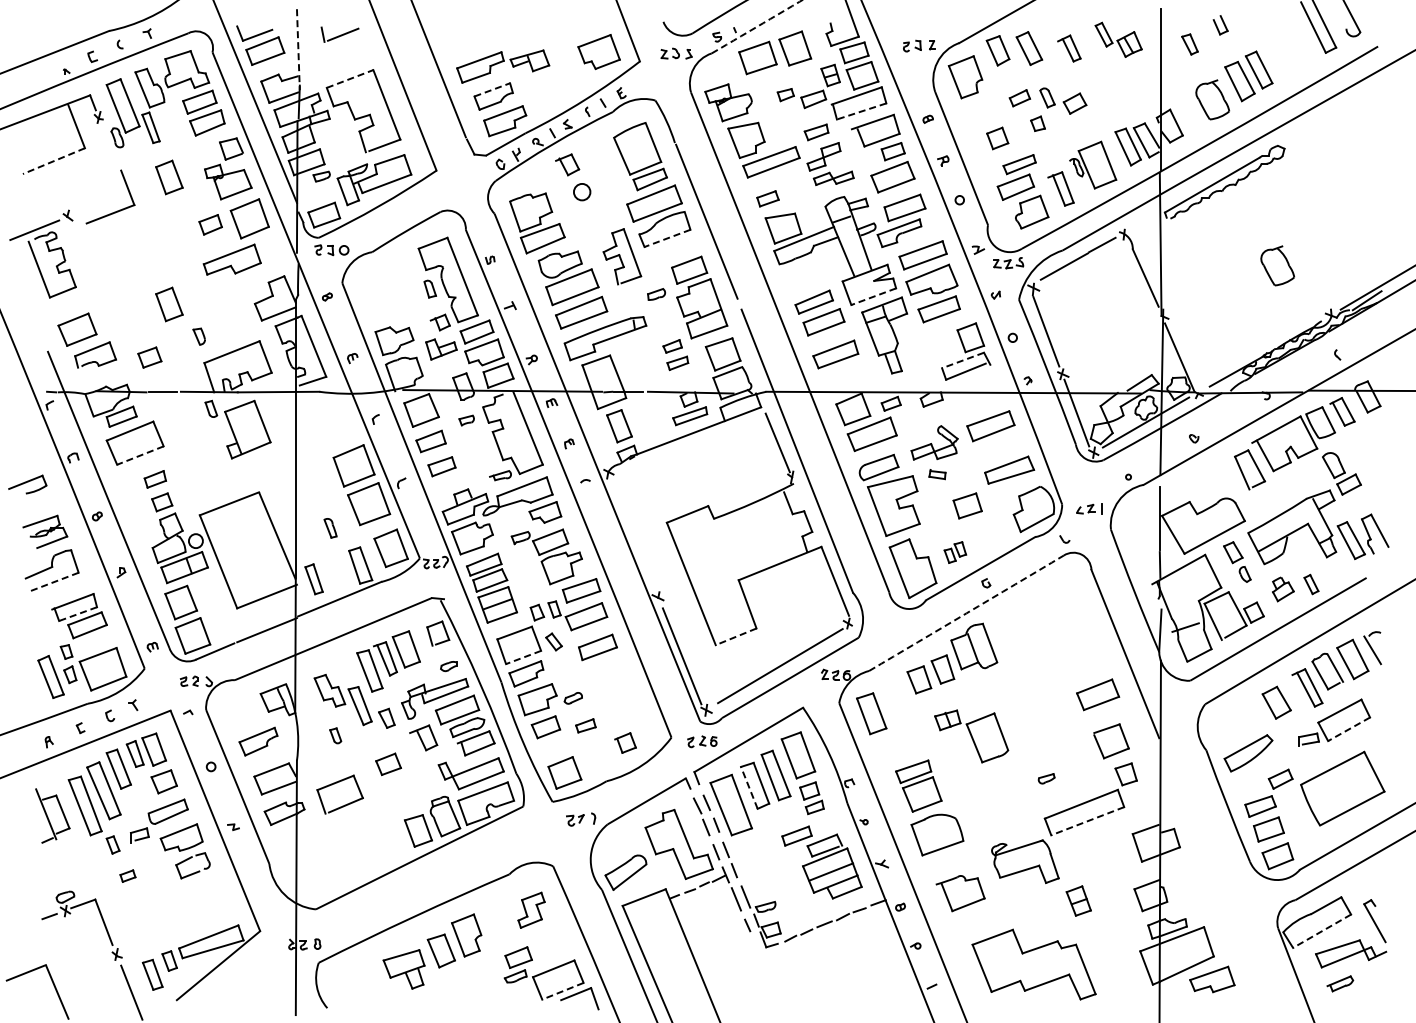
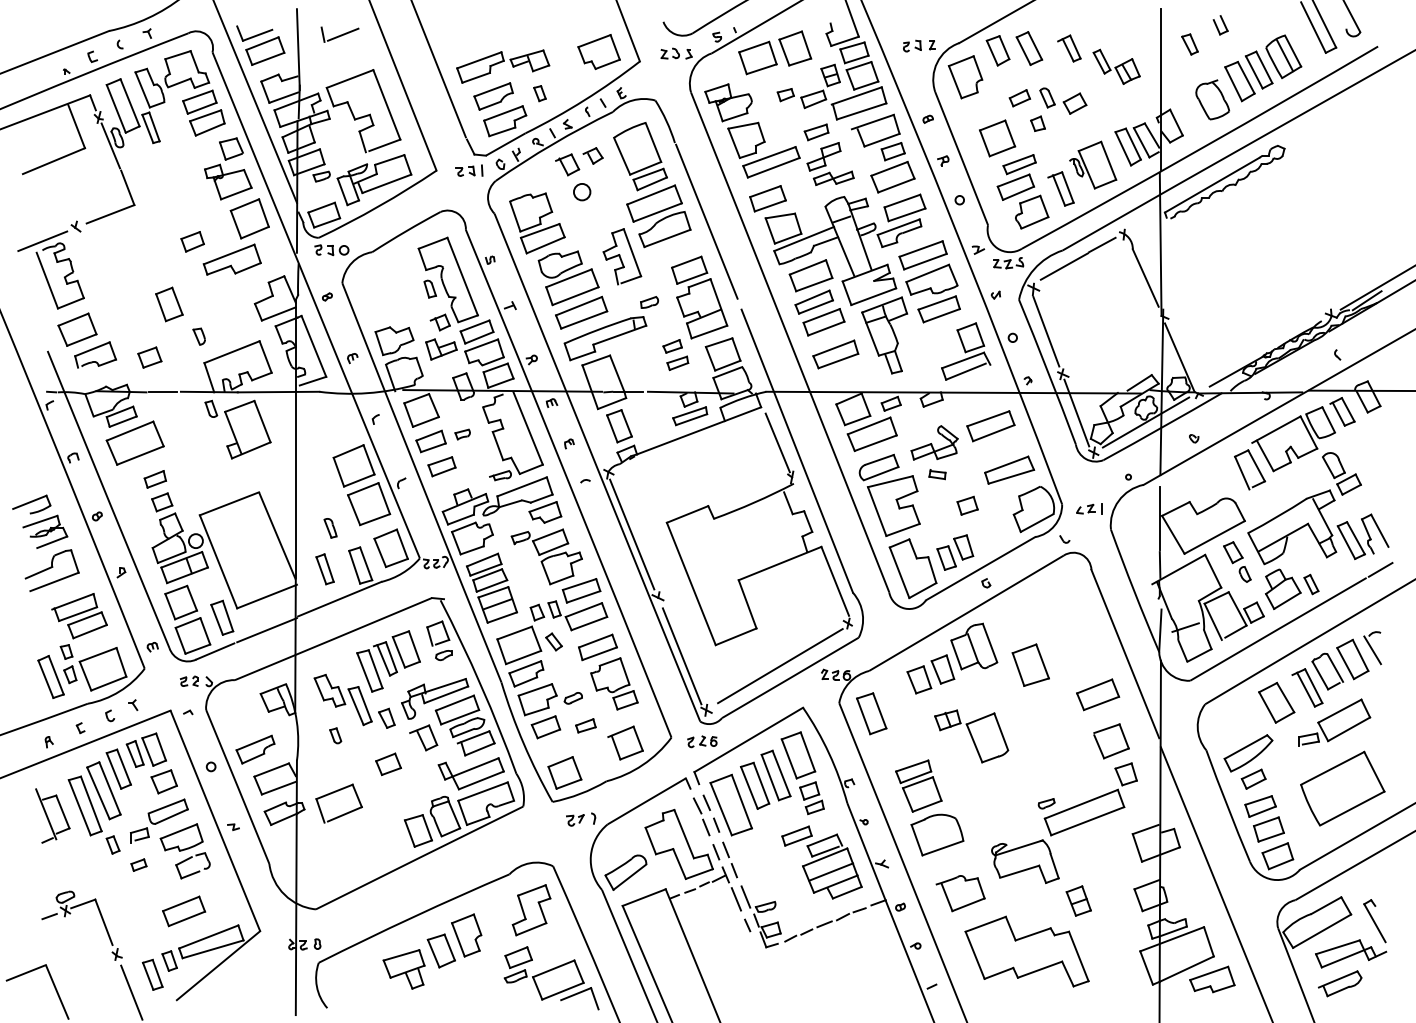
arc: dashed -> solid (757, 26)
part position: (1118, 39) -> (1116, 66) (1116, 66)
line: dashed -> solid (298, 49)
part: none -> present (1283, 56)
line: dashed -> solid (350, 79)
line: dashed -> solid (492, 89)
part: none -> present (539, 93)
line: dashed -> solid (861, 111)
part size: 24x25 px -> 38x39 px (997, 138)
line: none -> present (110, 145)
part: none -> present (592, 155)
line: dashed -> solid (53, 161)
part: none -> present (469, 170)
part: present -> none (169, 177)
part size: 24x18 px -> 38x28 px (767, 198)
part position: (210, 224) -> (192, 241) (192, 241)
line: dashed -> solid (667, 238)
part position: (48, 251) -> (56, 262) (56, 262)
part: present -> none (1277, 265)
part: none -> present (810, 275)
part position: (656, 294) -> (649, 302) (649, 302)
line: dashed -> solid (873, 296)
line: dashed -> solid (962, 360)
part position: (466, 420) -> (462, 434) (462, 434)
line: dashed -> solid (139, 455)
part position: (27, 484) -> (31, 504) (31, 504)
part size: 31x28 px -> 23x21 px (967, 505)
line: none -> present (632, 534)
part size: 25x23 px -> 39x37 px (955, 552)
line: none -> present (1380, 569)
part position: (313, 579) -> (324, 569) (324, 569)
line: dashed -> solid (54, 581)
part size: 23x27 px -> 37x43 px (1283, 589)
arc: dashed -> solid (966, 613)
line: dashed -> solid (77, 614)
part: none -> present (222, 617)
line: dashed -> solid (735, 636)
line: dashed -> solid (523, 657)
part: none -> present (1030, 664)
part position: (448, 666) -> (443, 655) (443, 655)
part: none -> present (614, 683)
part size: 31x35 px -> 38x43 px (1276, 702)
line: dashed -> solid (1348, 729)
part position: (258, 741) -> (255, 749) (255, 749)
part size: 23x22 px -> 37x36 px (625, 742)
part position: (1046, 778) -> (1046, 803) (1046, 803)
part position: (1280, 778) -> (1253, 778) (1253, 778)
part position: (337, 783) -> (336, 792) (336, 792)
line: dashed -> solid (749, 787)
line: dashed -> solid (1087, 821)
part position: (127, 875) -> (138, 864) (138, 864)
line: none -> present (1215, 883)
part size: 29x38 px -> 41x53 px (531, 910)
part: none -> present (184, 911)
line: dashed -> solid (1321, 931)
part position: (1033, 964) -> (1026, 951) (1026, 951)
part size: 29x18 px -> 45x28 px (1340, 983)
line: dashed -> solid (562, 991)
